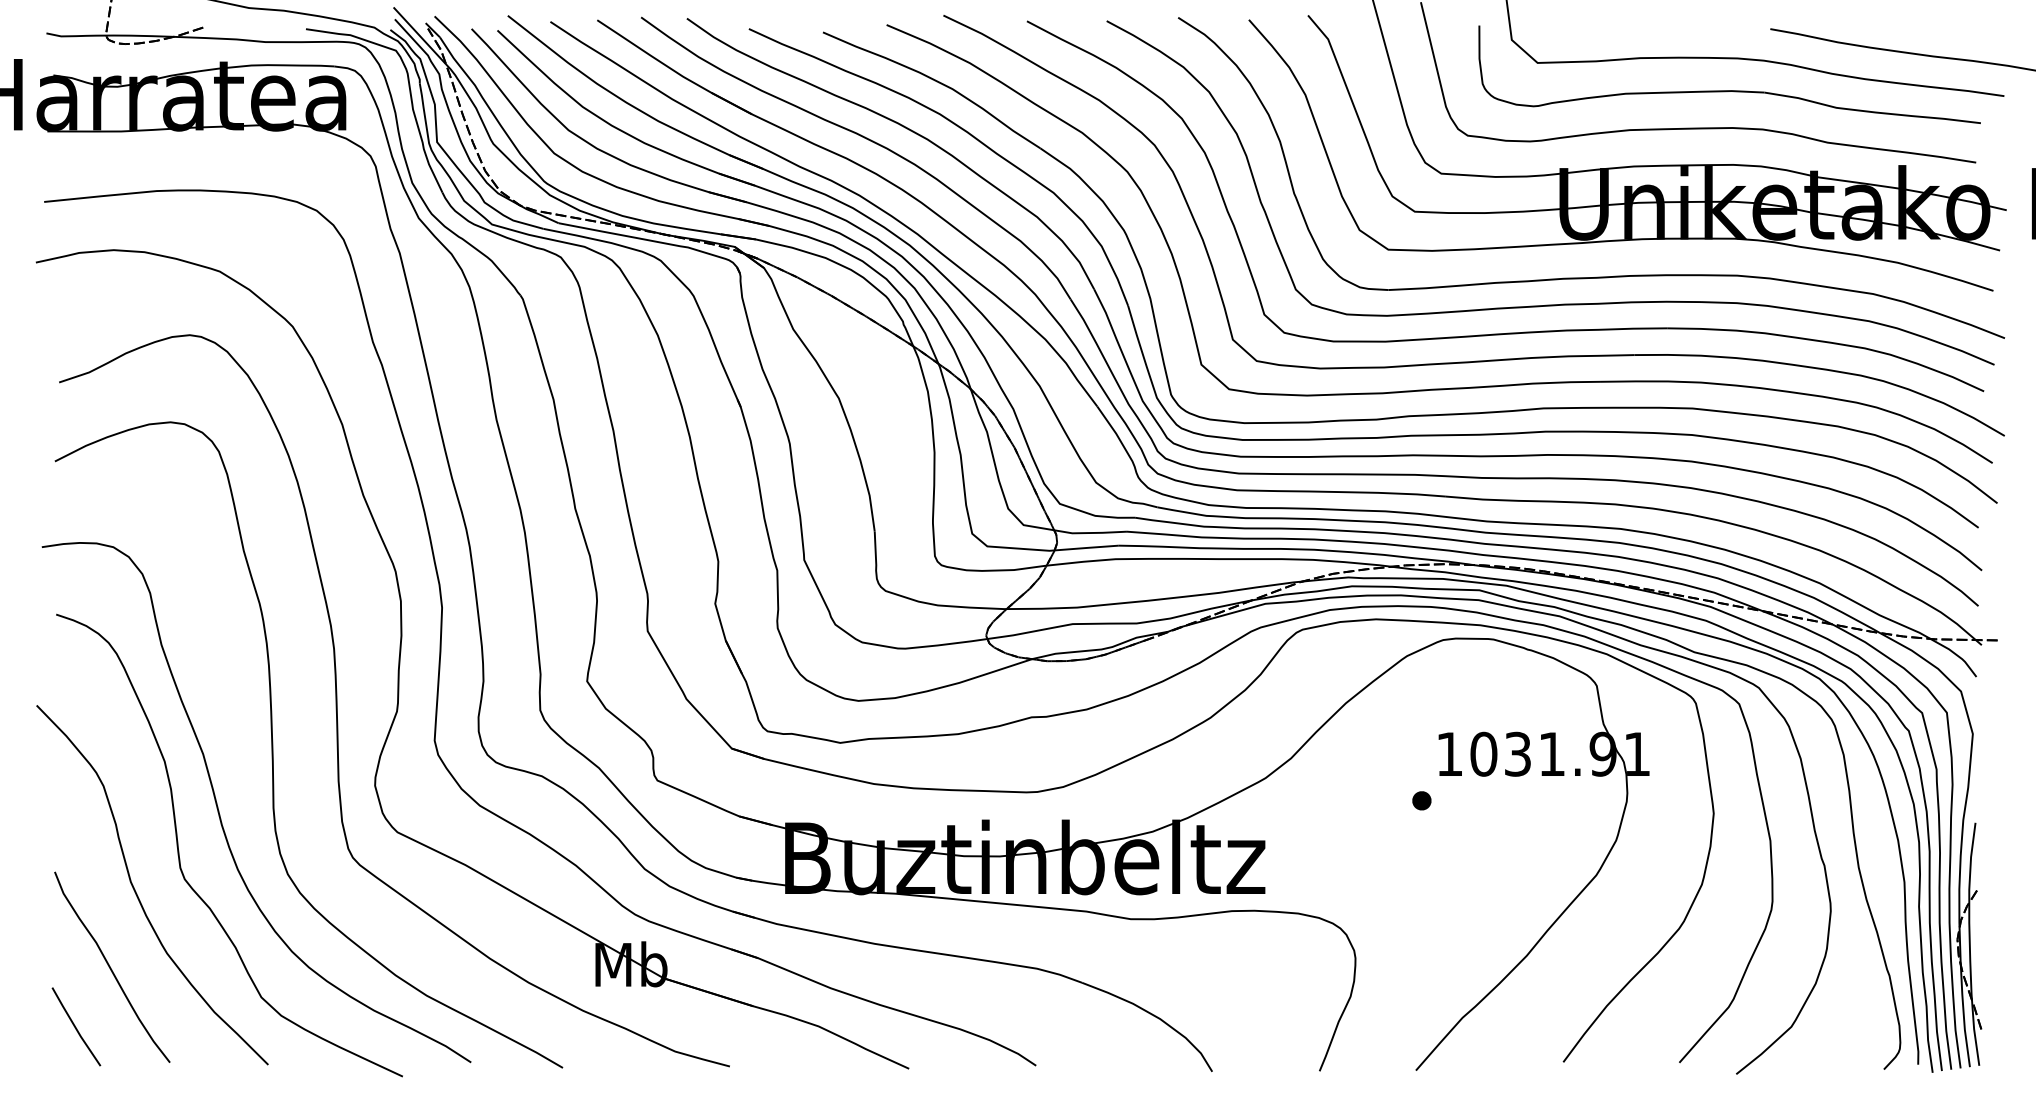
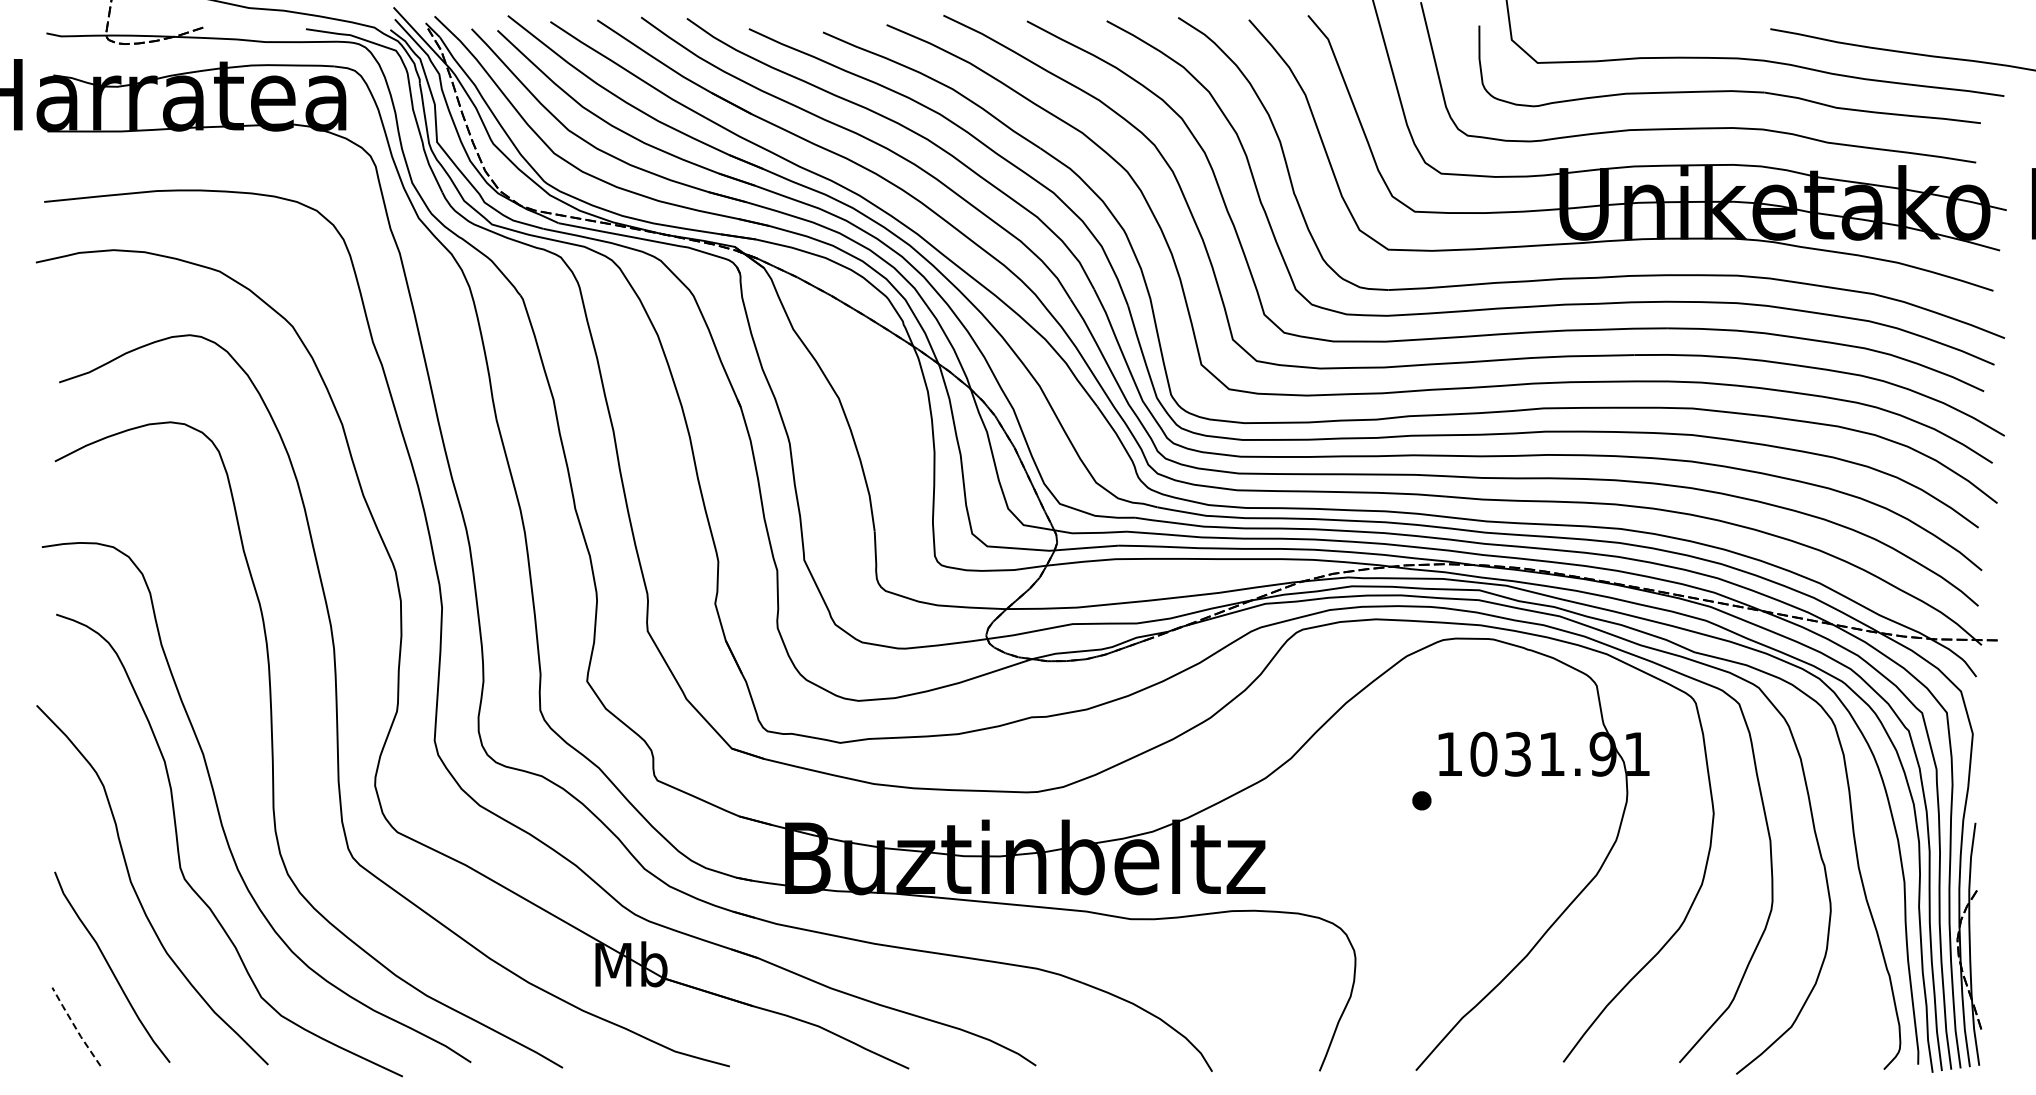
line: solid -> dashed (75, 1027)
